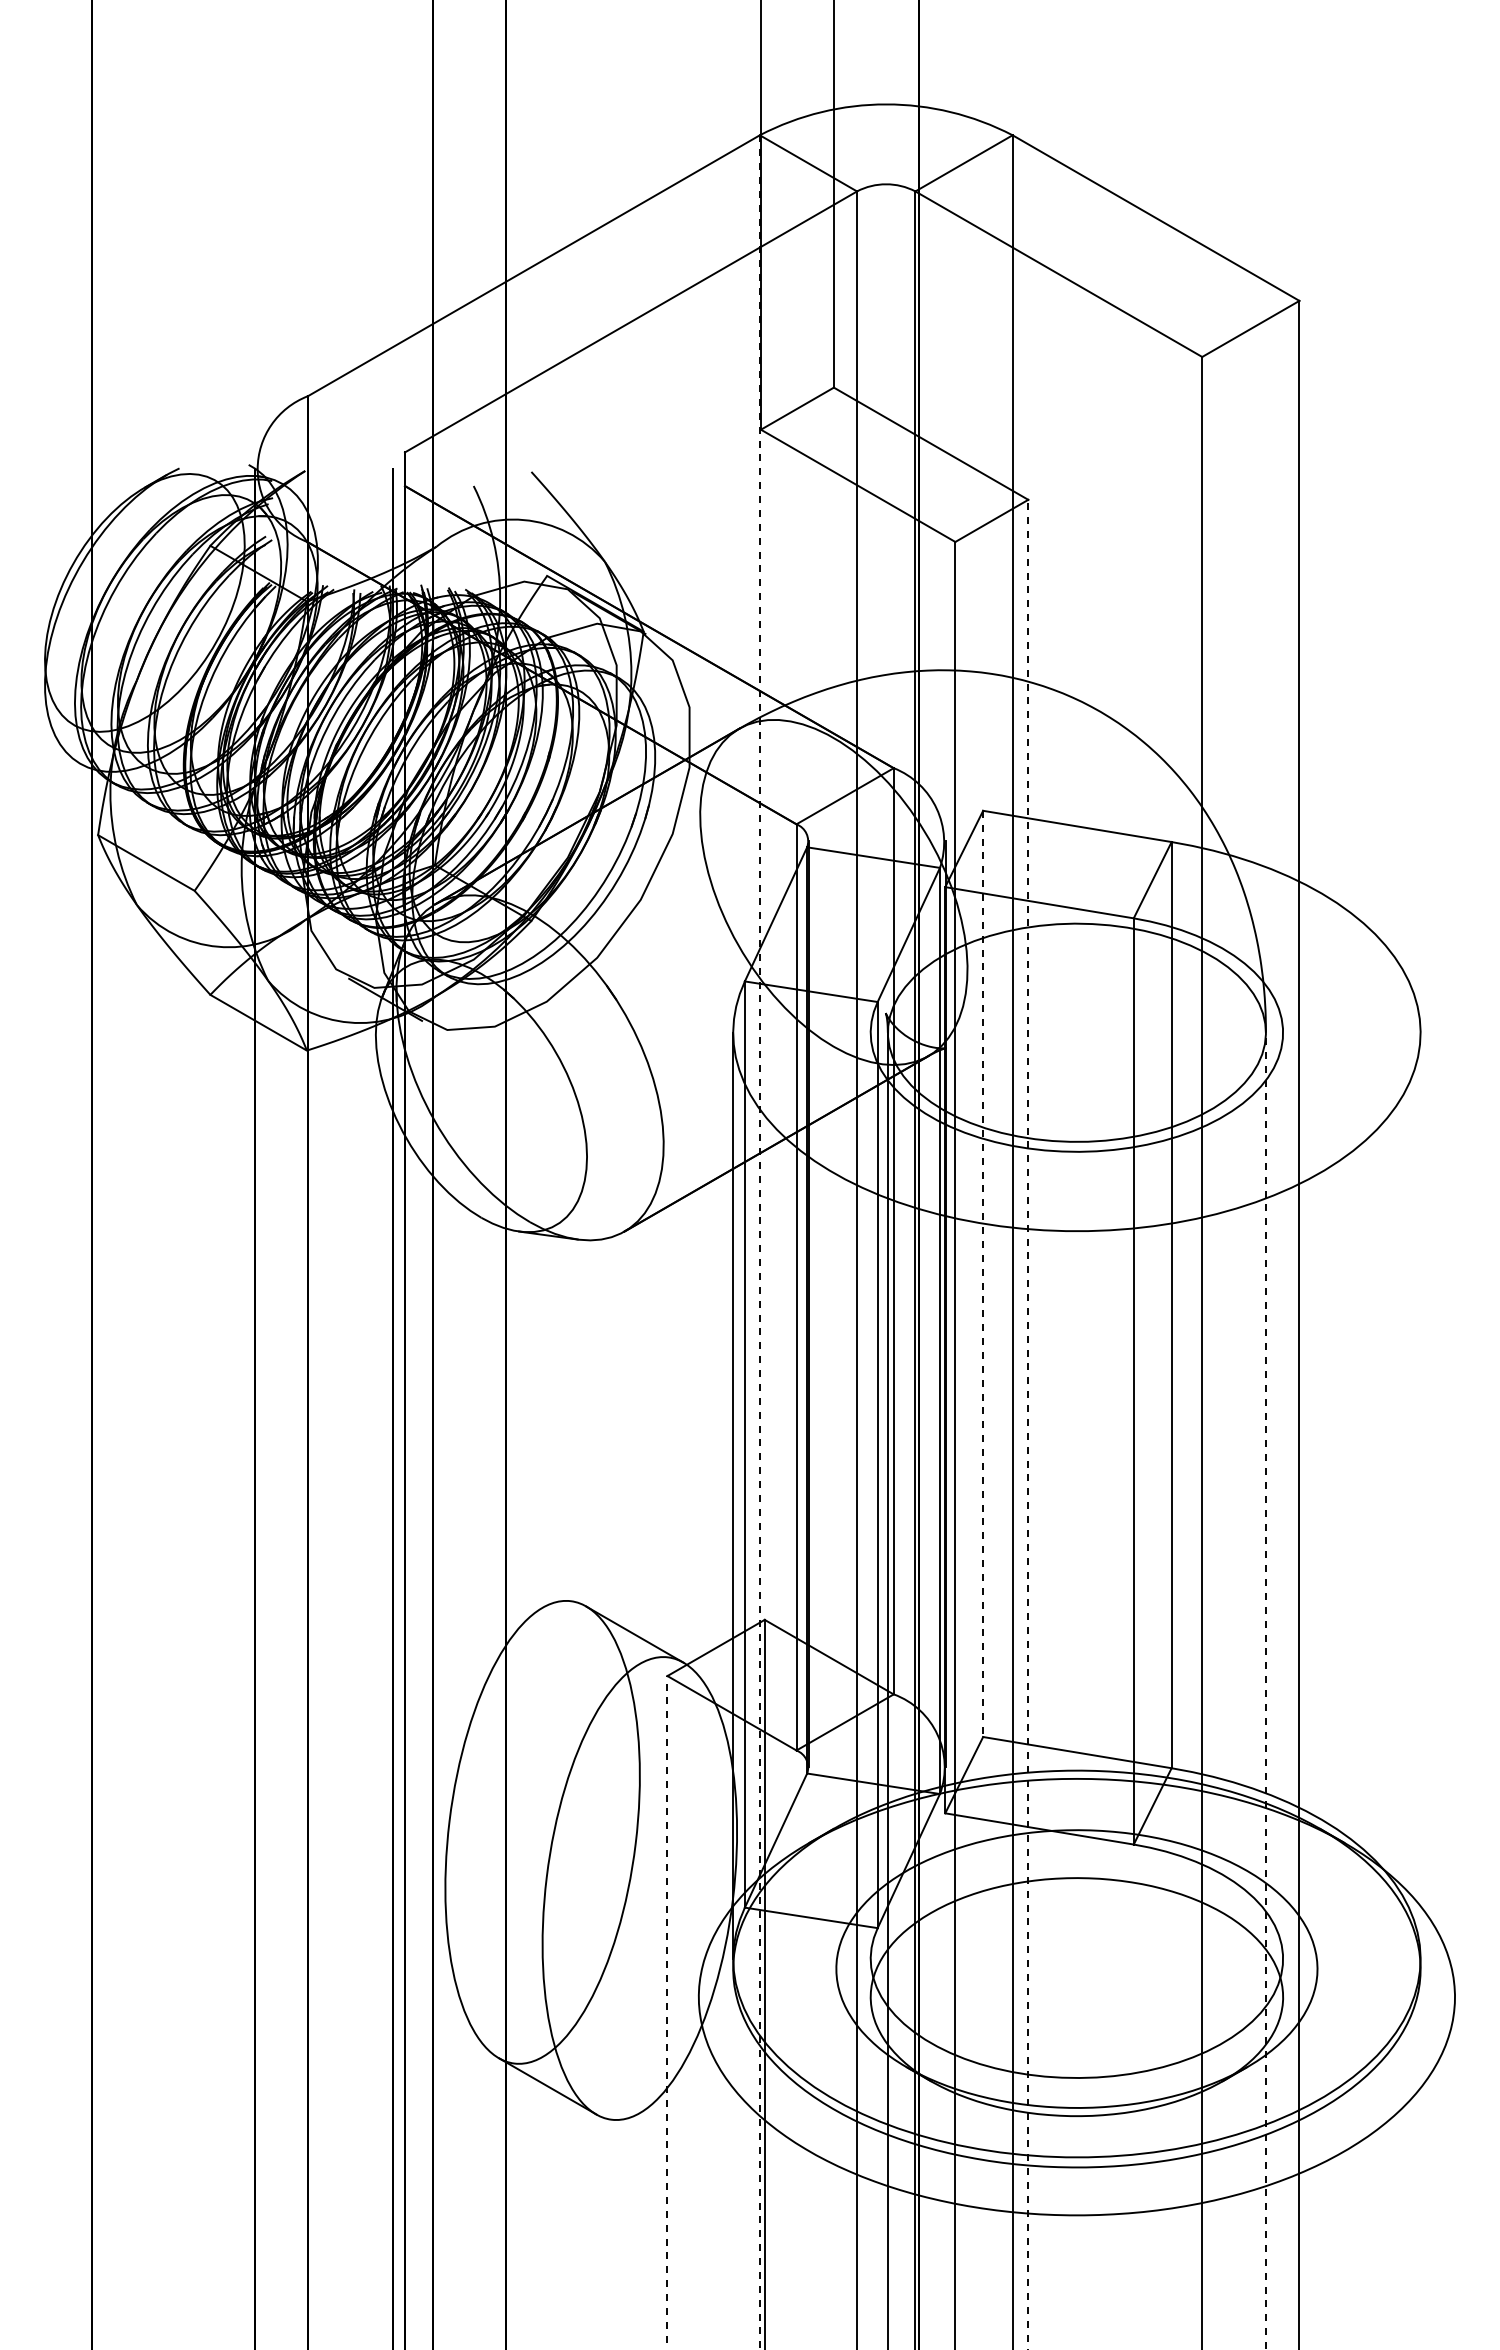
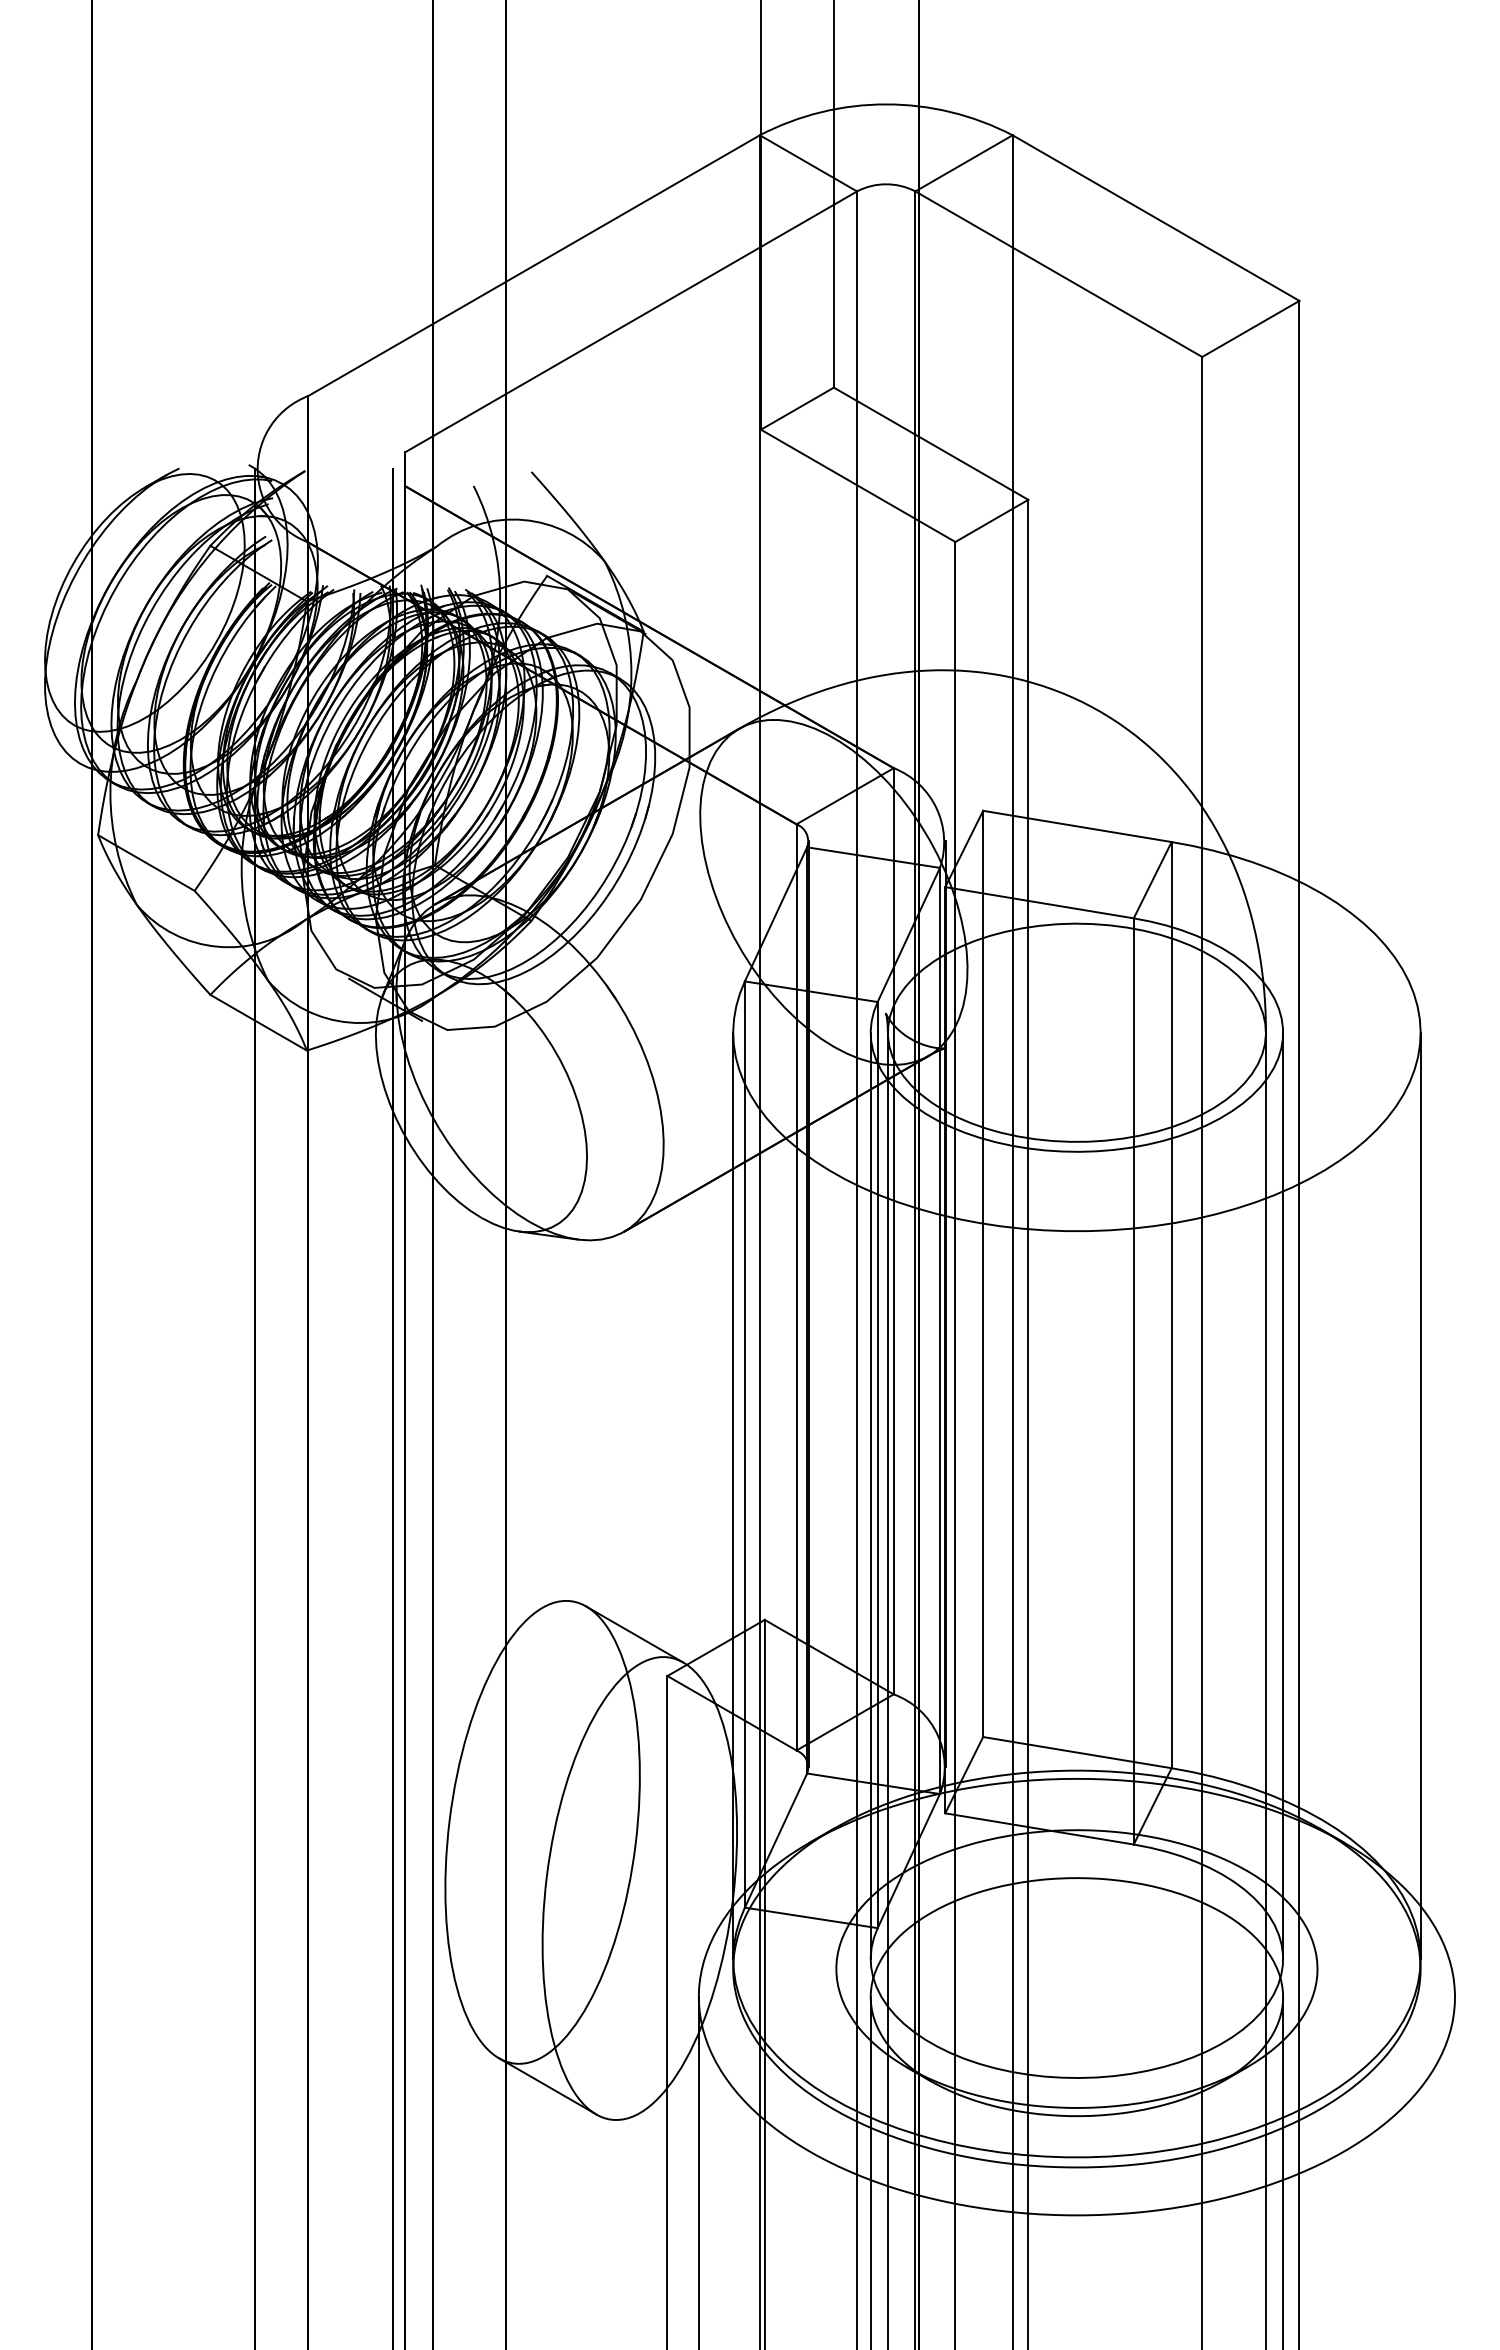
line: dashed -> solid (759, 1243)
line: dashed -> solid (983, 1274)
line: dashed -> solid (1028, 1424)
line: none -> present (870, 1495)
line: none -> present (1283, 1495)
line: none -> present (1420, 1495)
line: dashed -> solid (1265, 1690)
line: dashed -> solid (667, 2012)
line: none -> present (698, 2171)
line: none -> present (870, 2171)
line: none -> present (1283, 2171)
